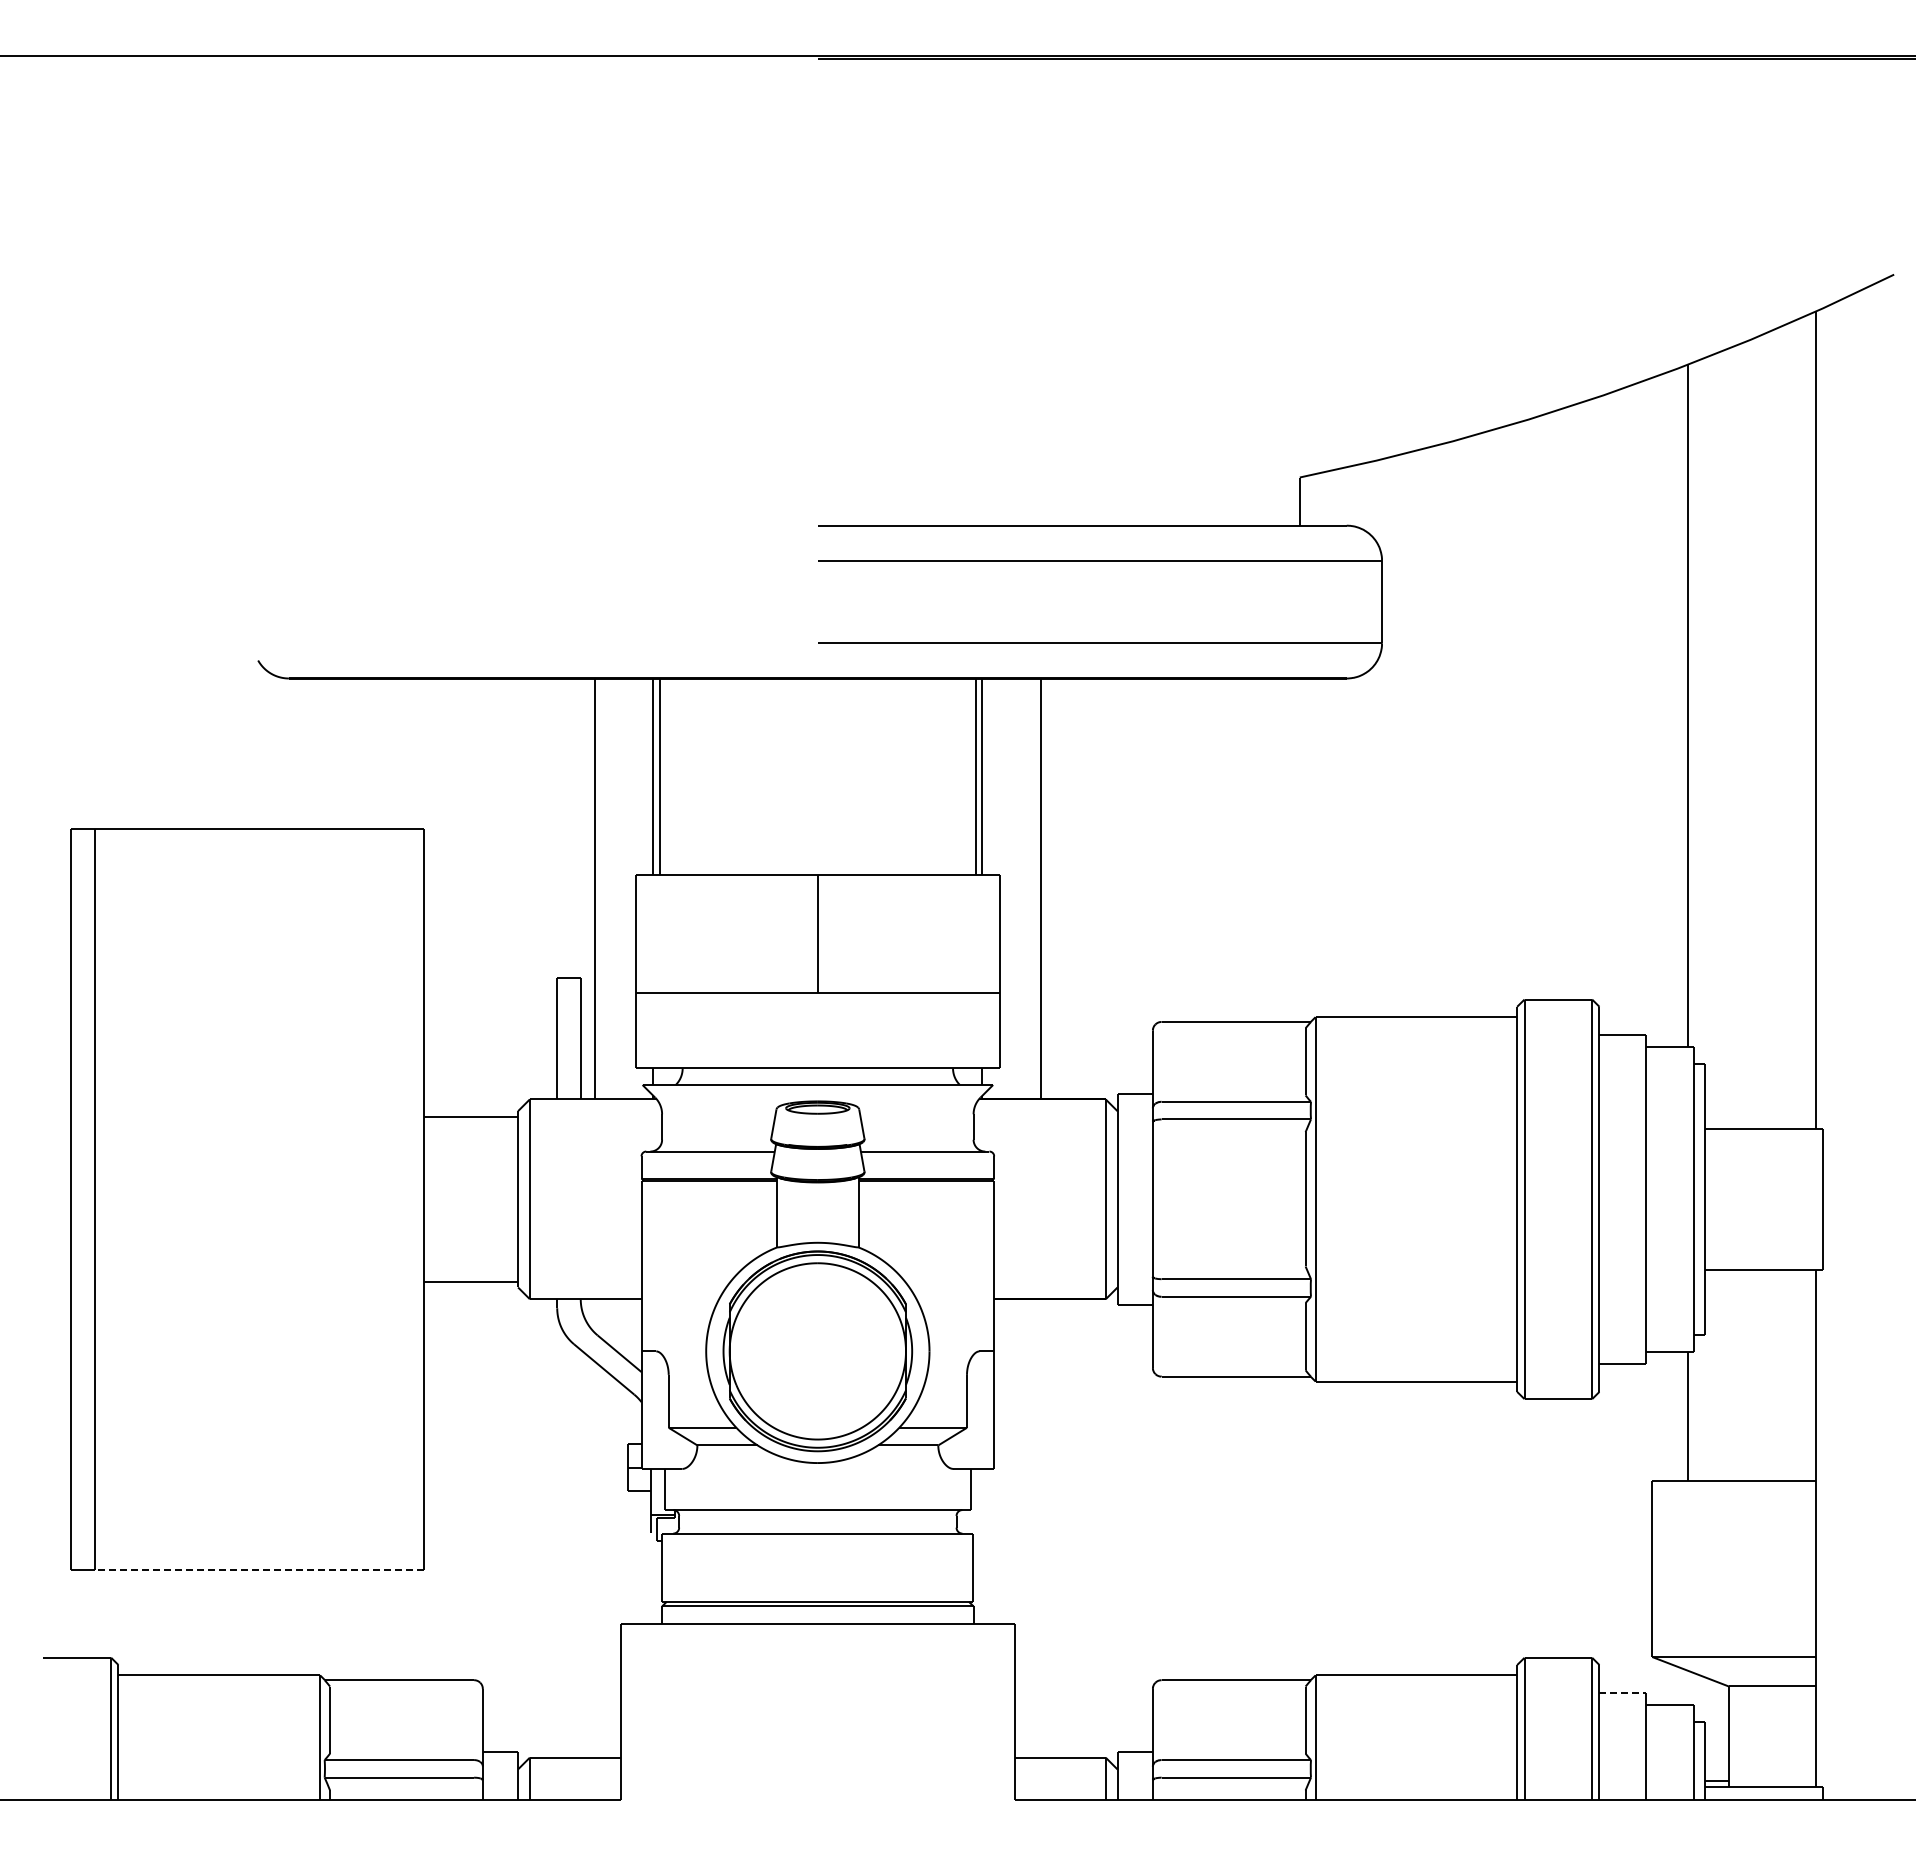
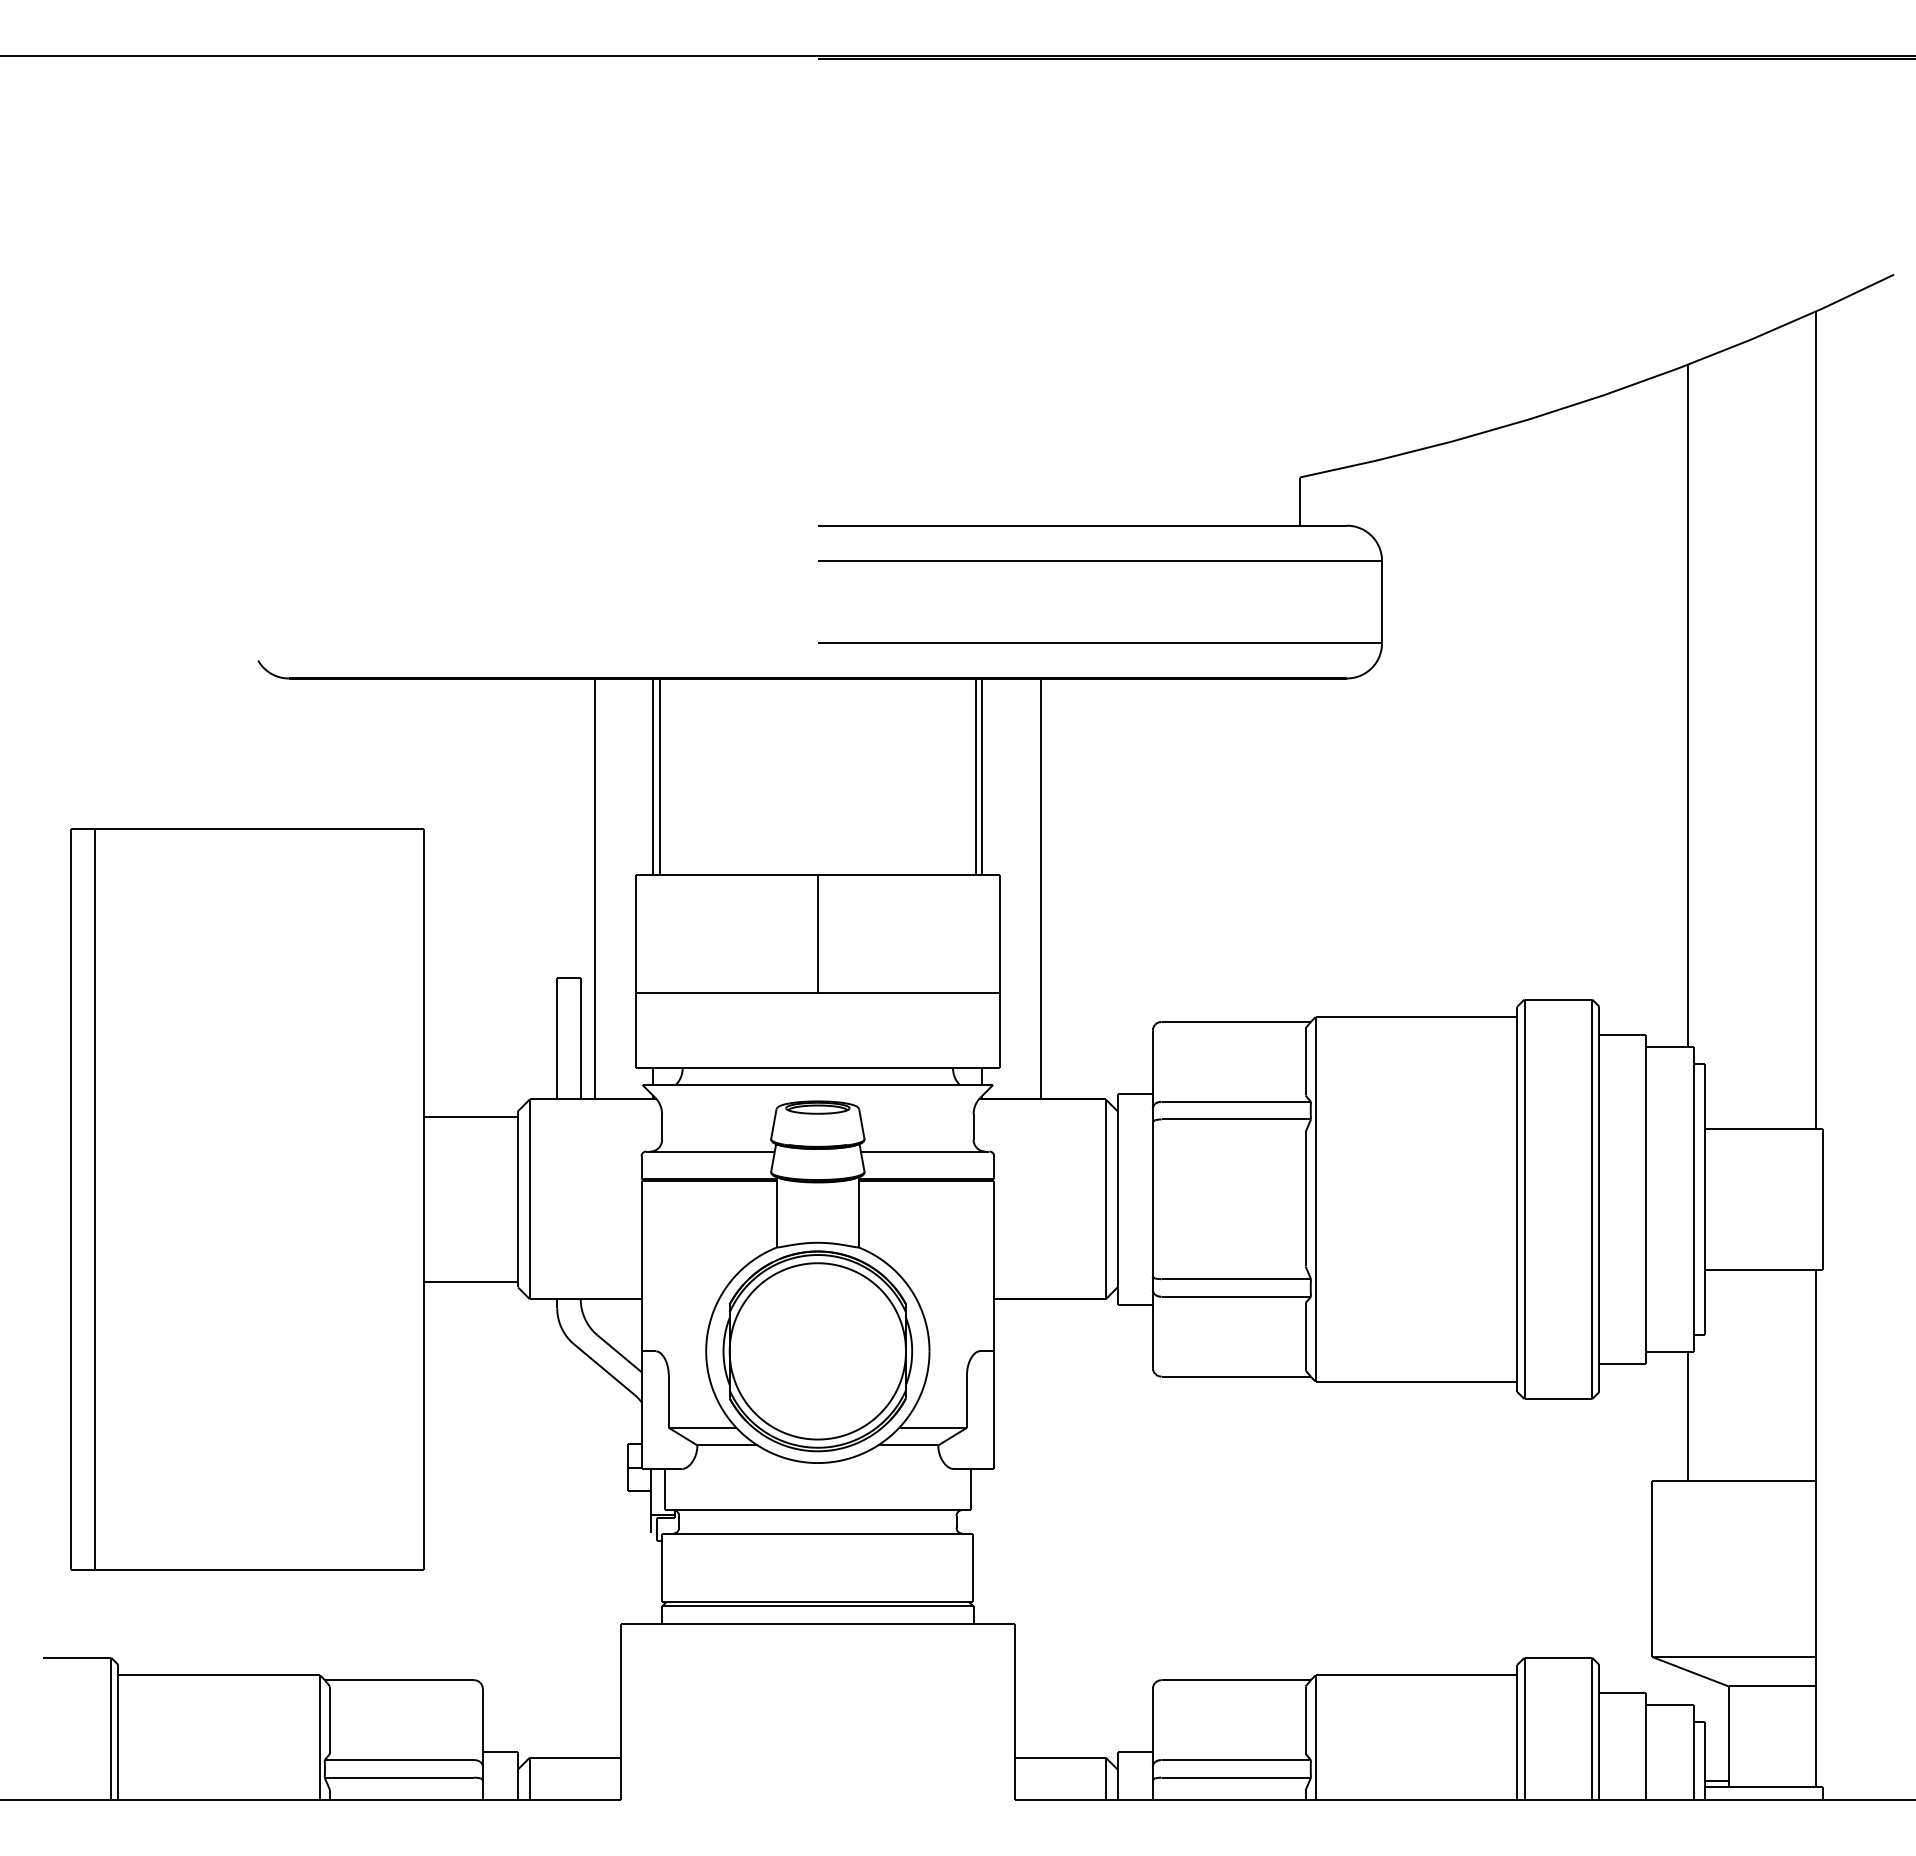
line: dashed -> solid (259, 1569)
line: dashed -> solid (1622, 1693)
